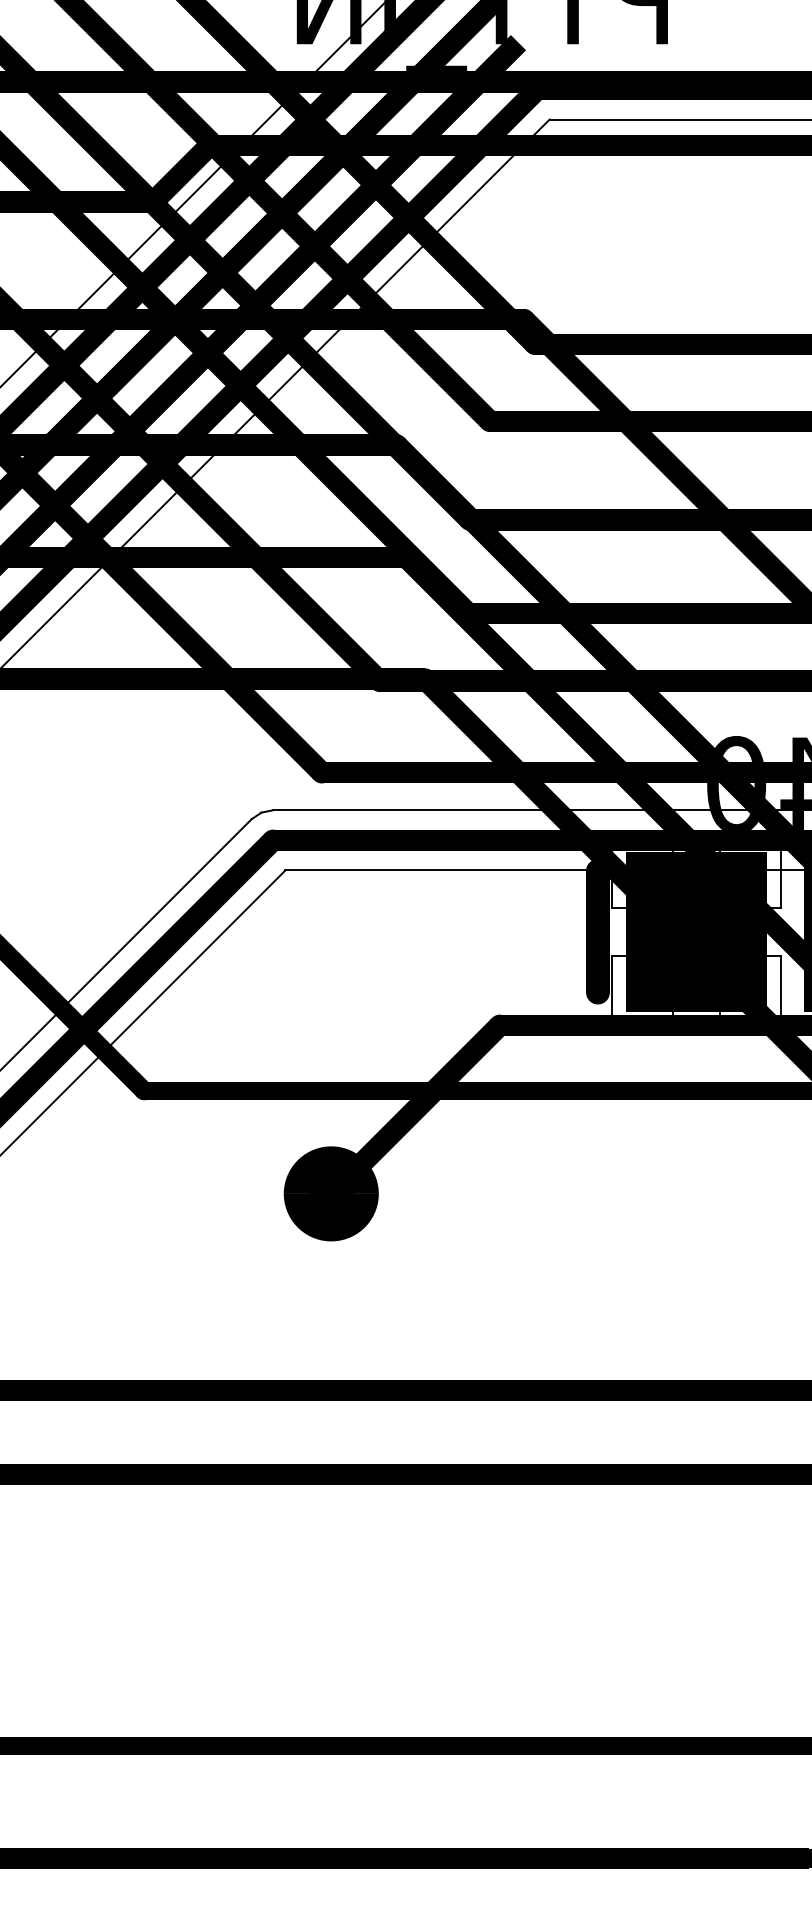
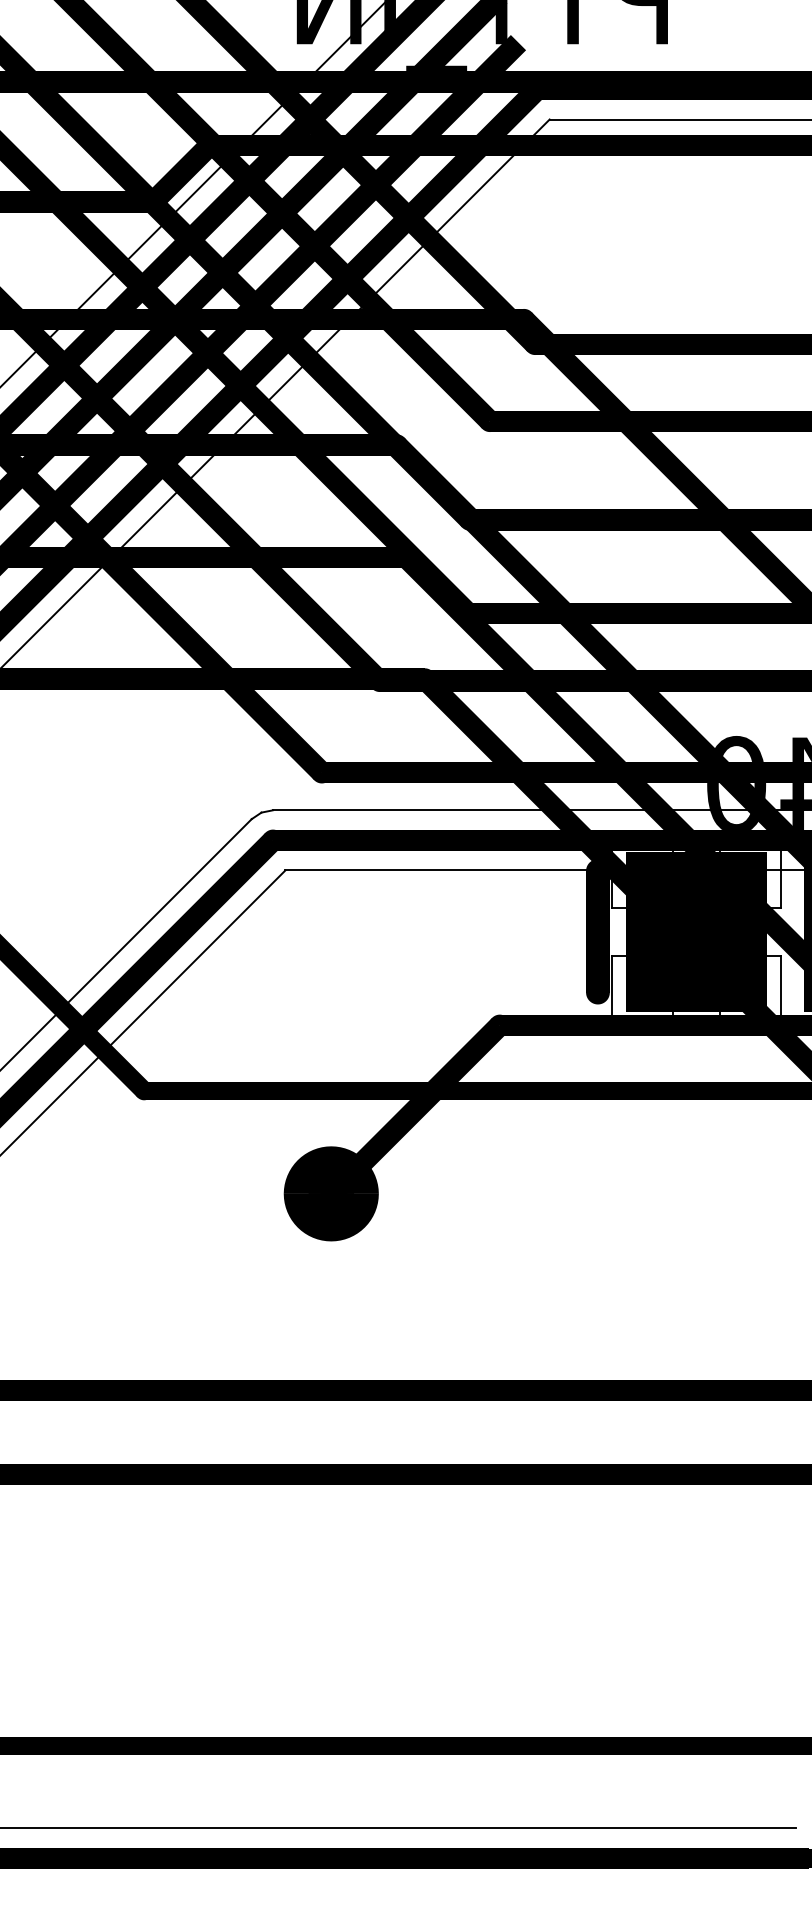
line: none -> present (399, 1828)
